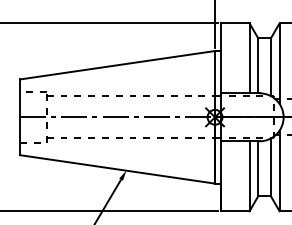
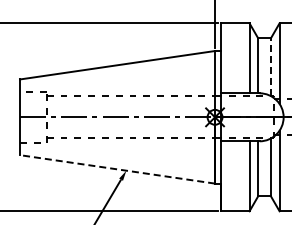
line: solid -> dashed (270, 67)
line: solid -> dashed (117, 169)
